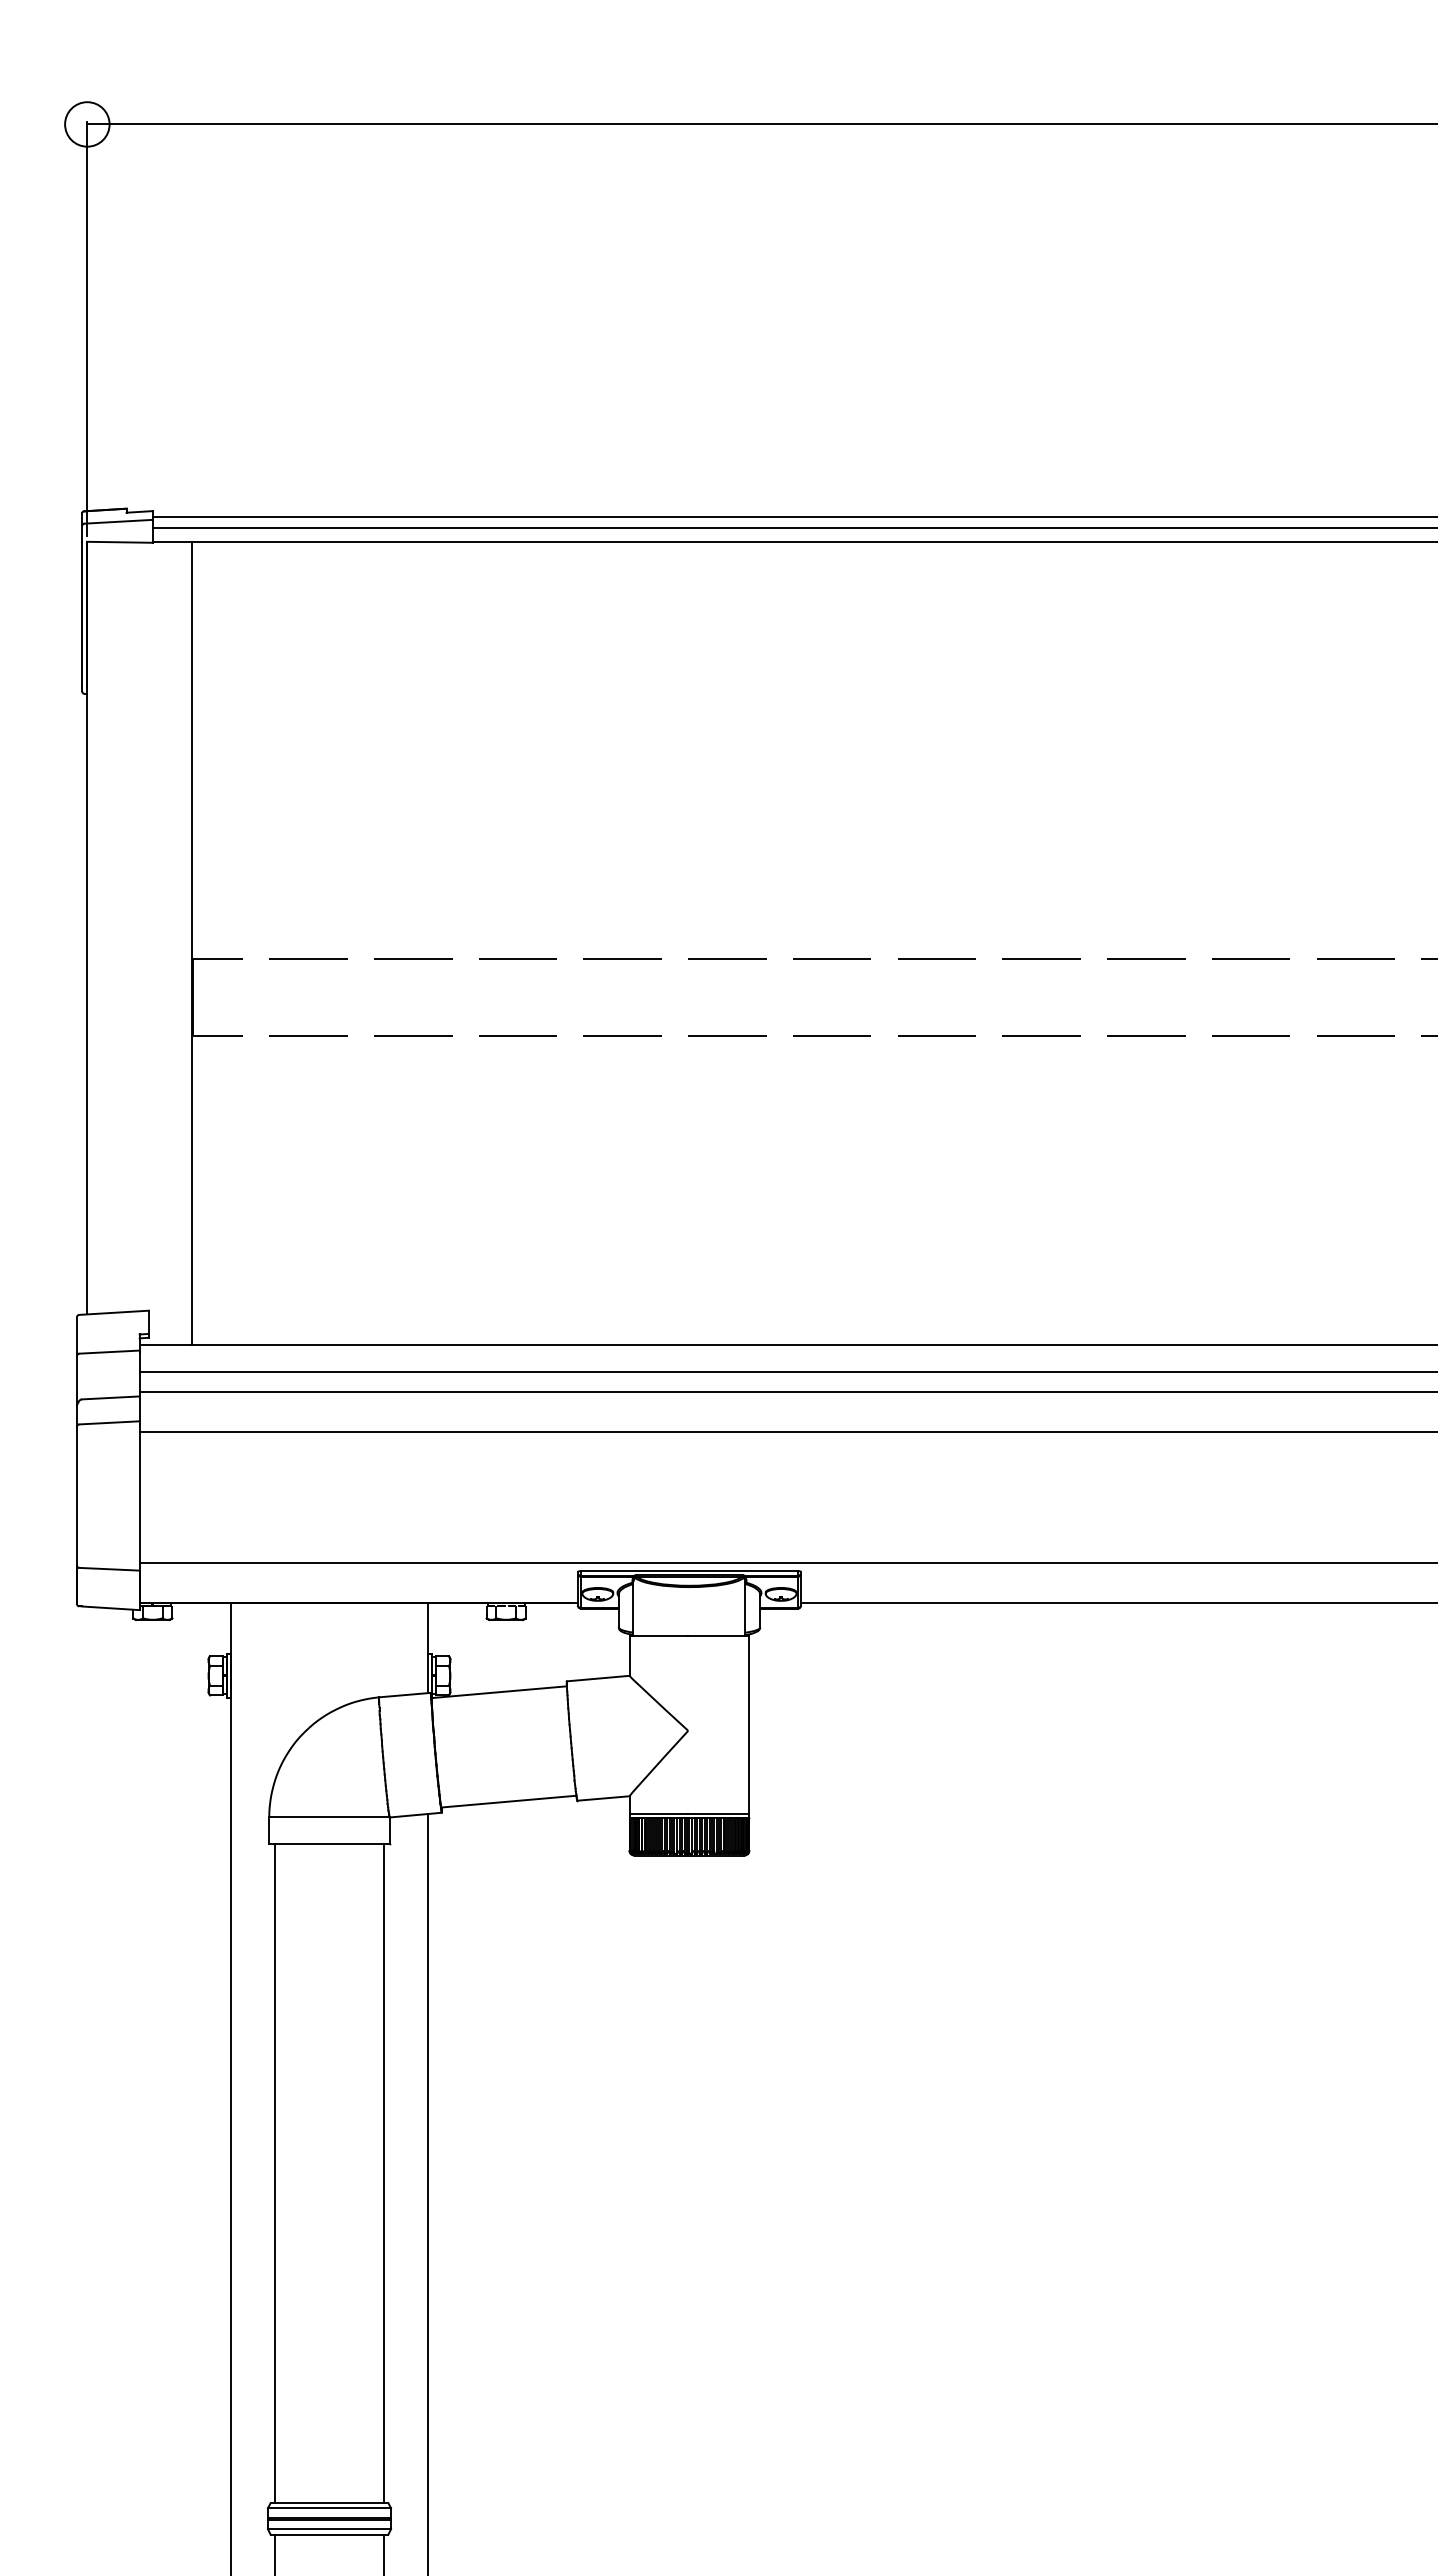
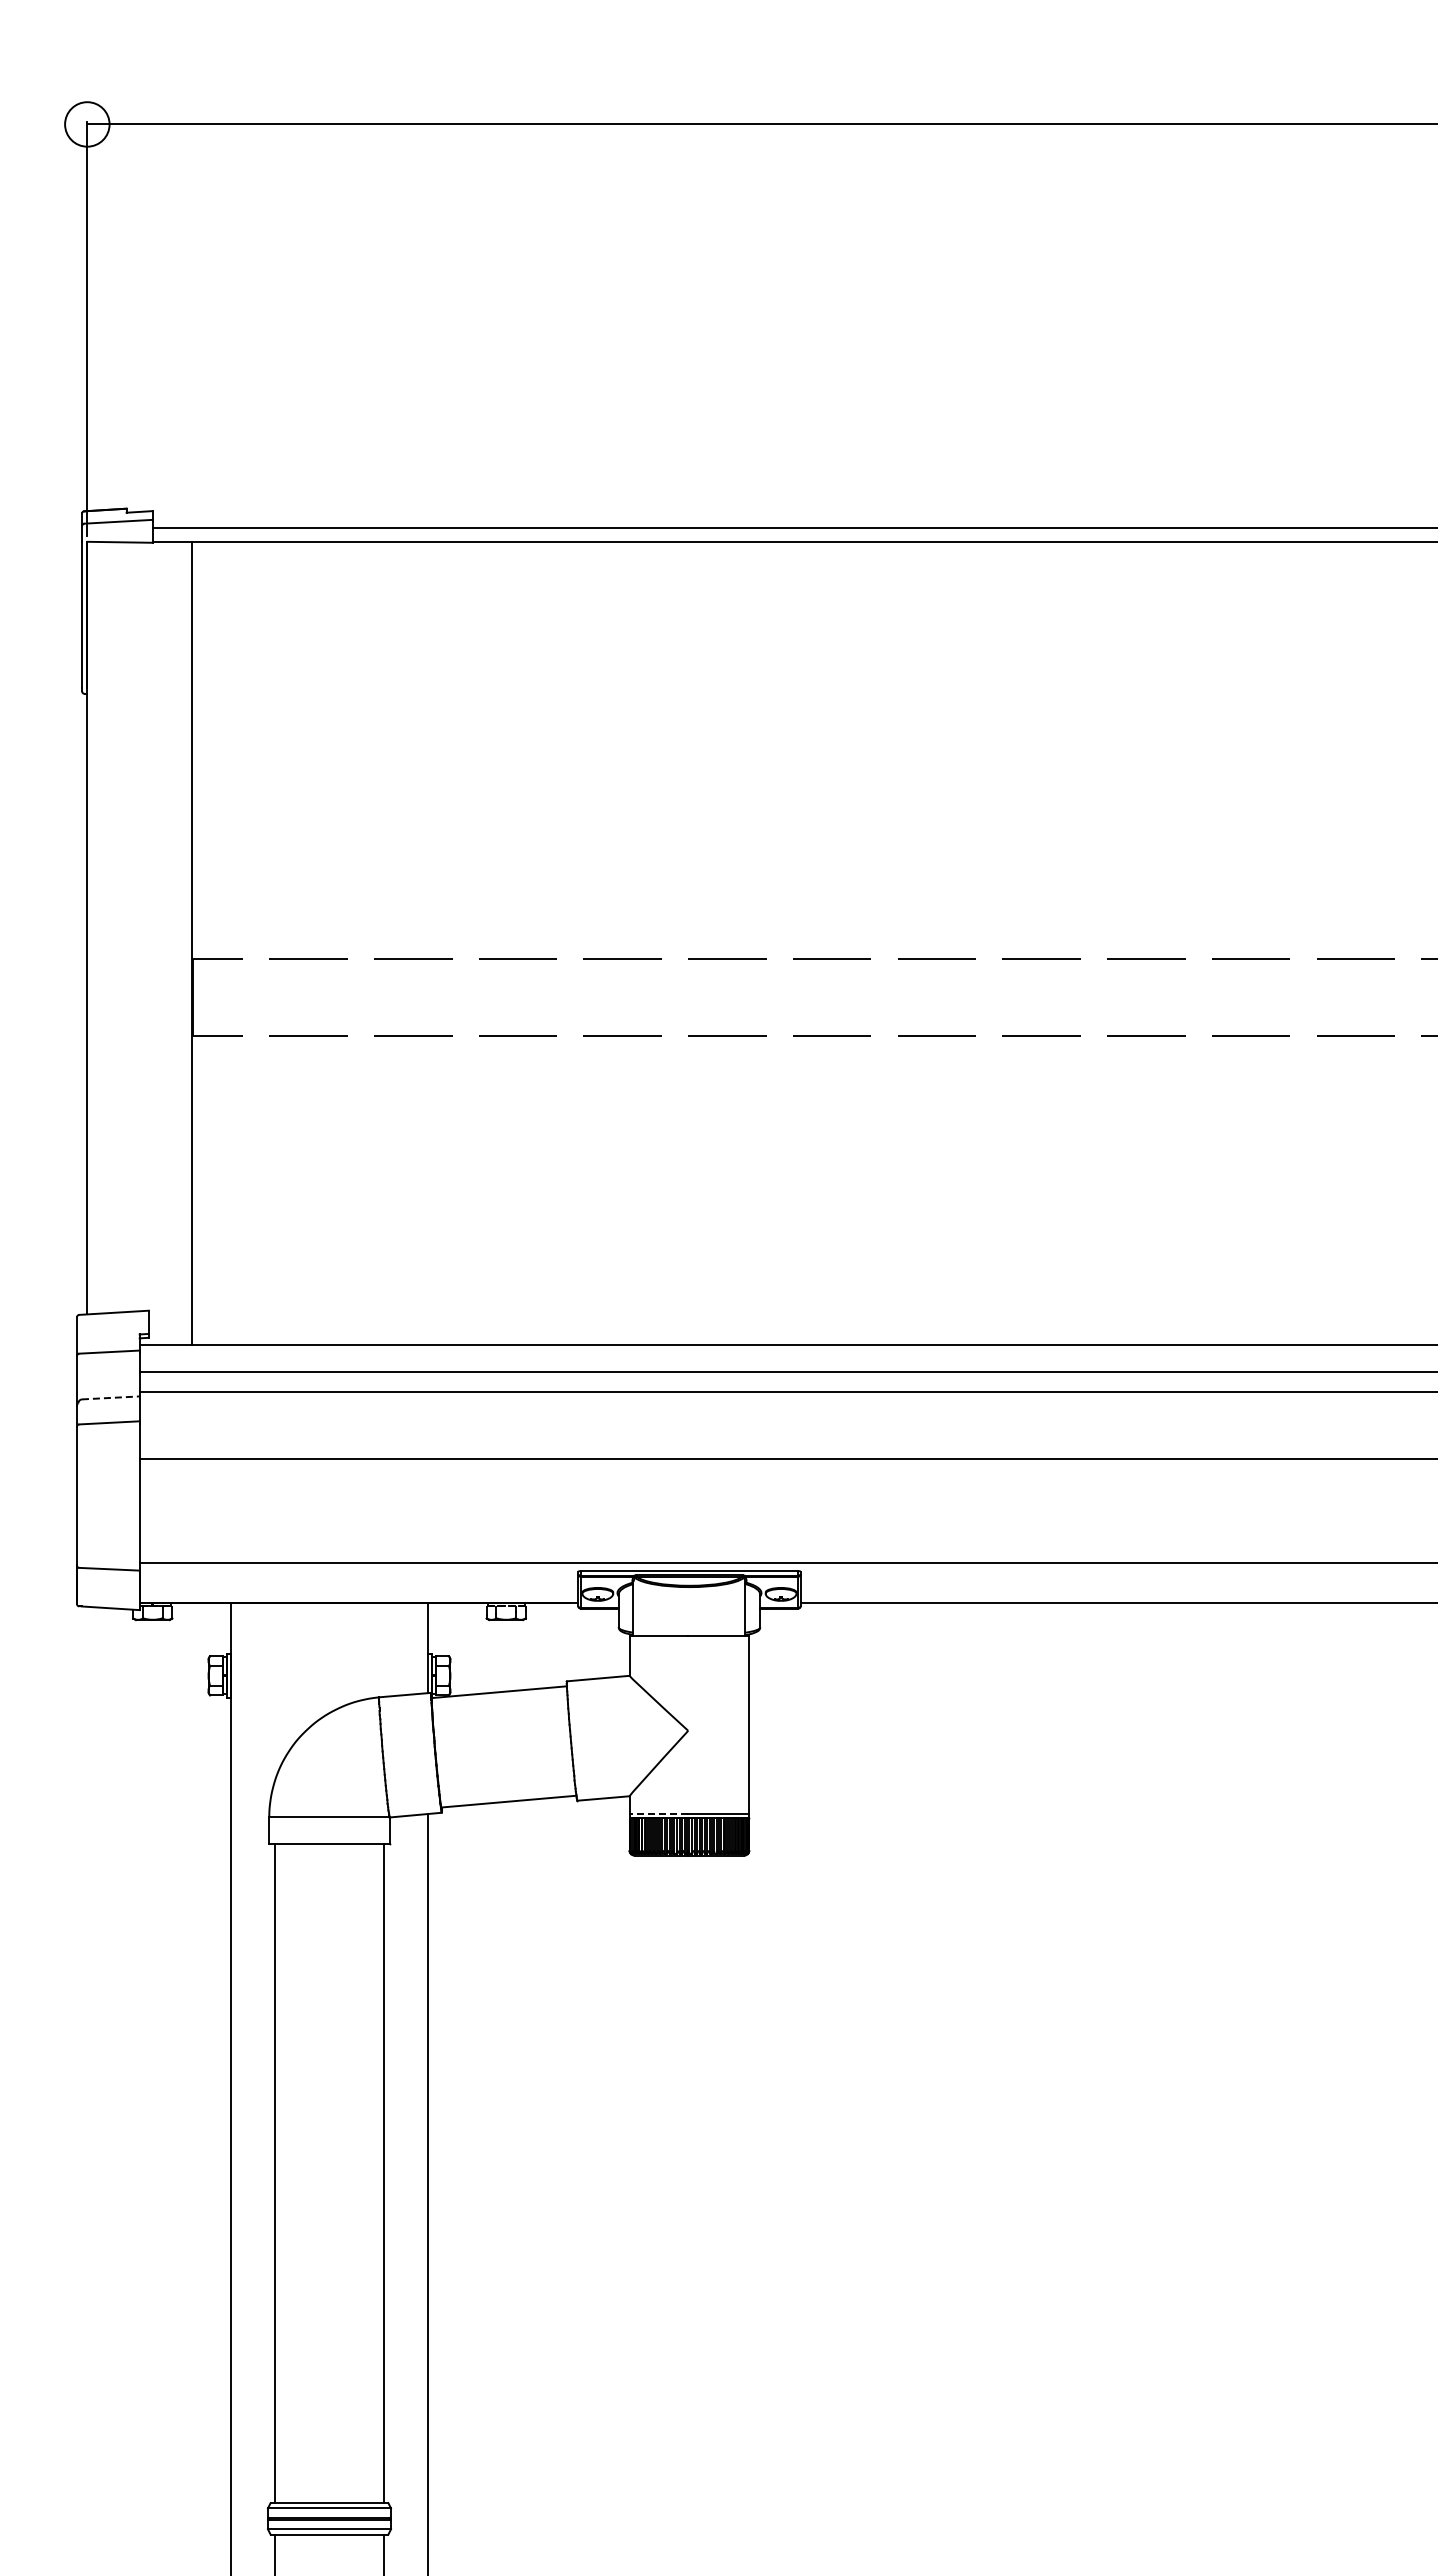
line: present -> none (793, 517)
line: solid -> dashed (110, 1397)
line position: (786, 1432) -> (786, 1459) (786, 1459)
line: solid -> dashed (658, 1813)
